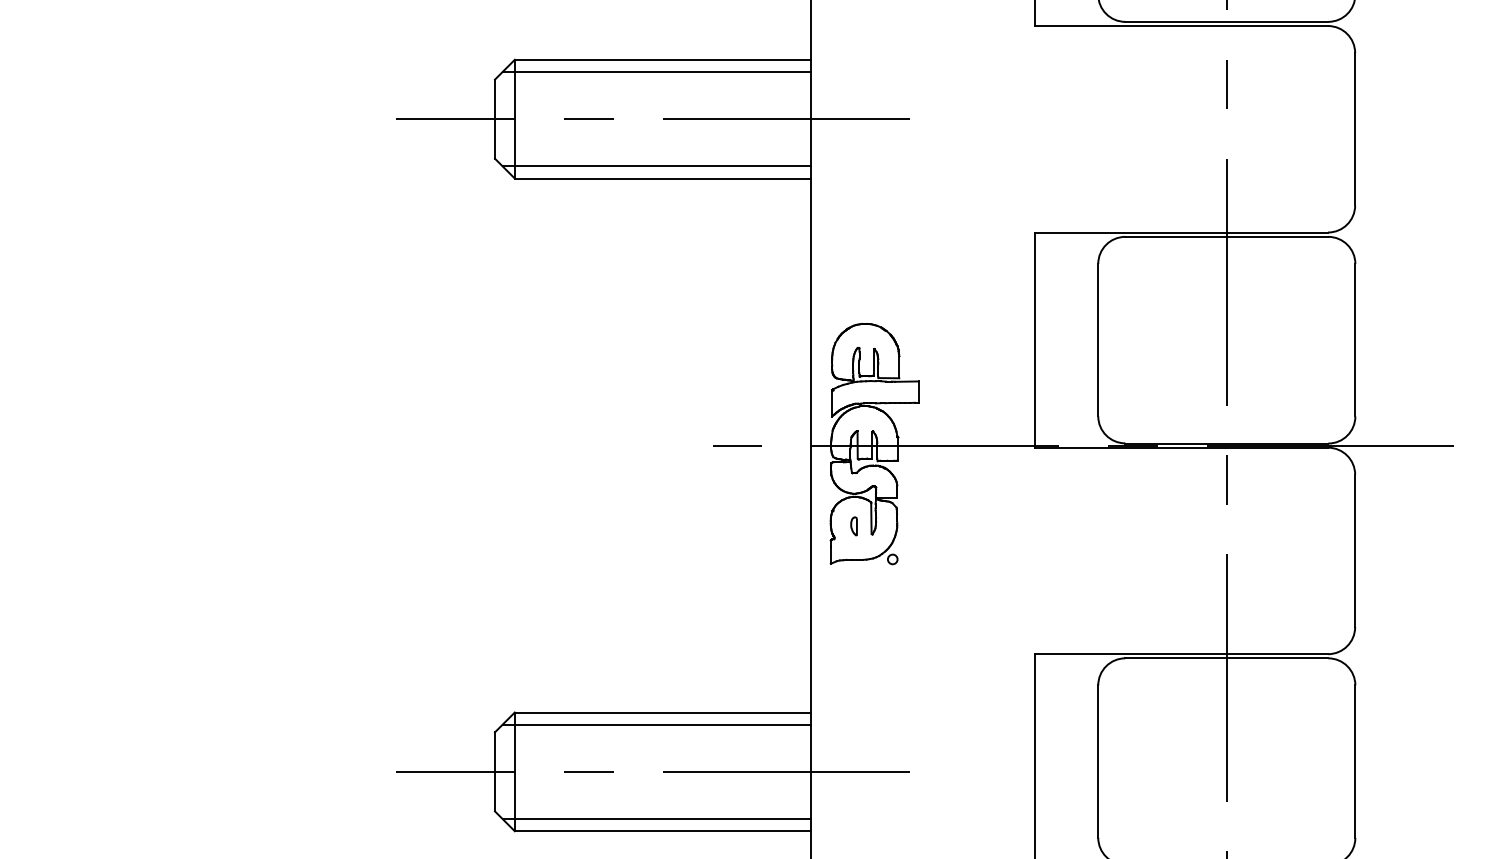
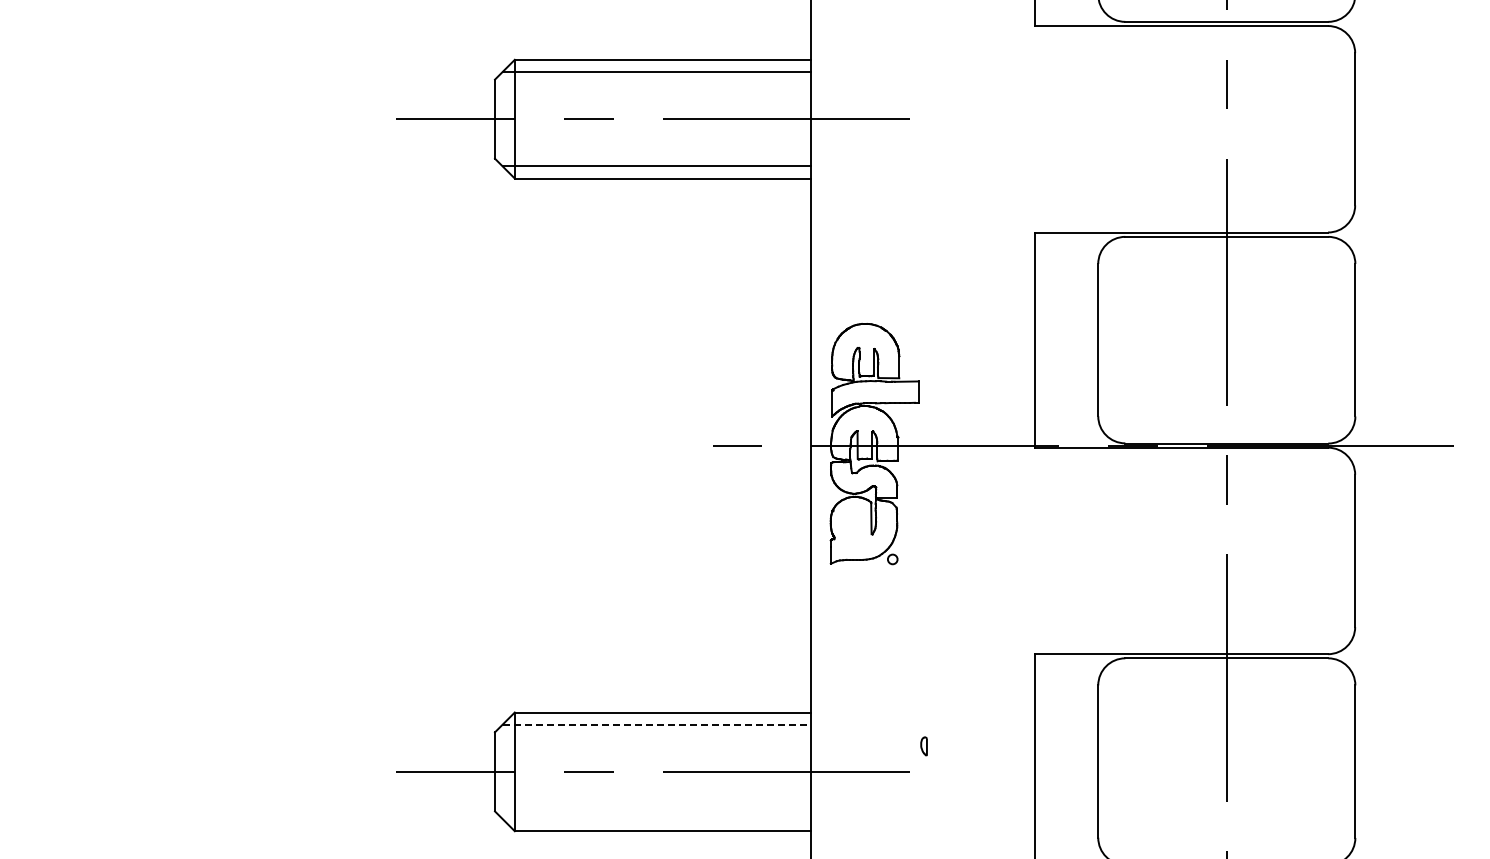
part position: (853, 526) -> (923, 746) (923, 746)
line: solid -> dashed (657, 724)
line: present -> none (656, 818)
